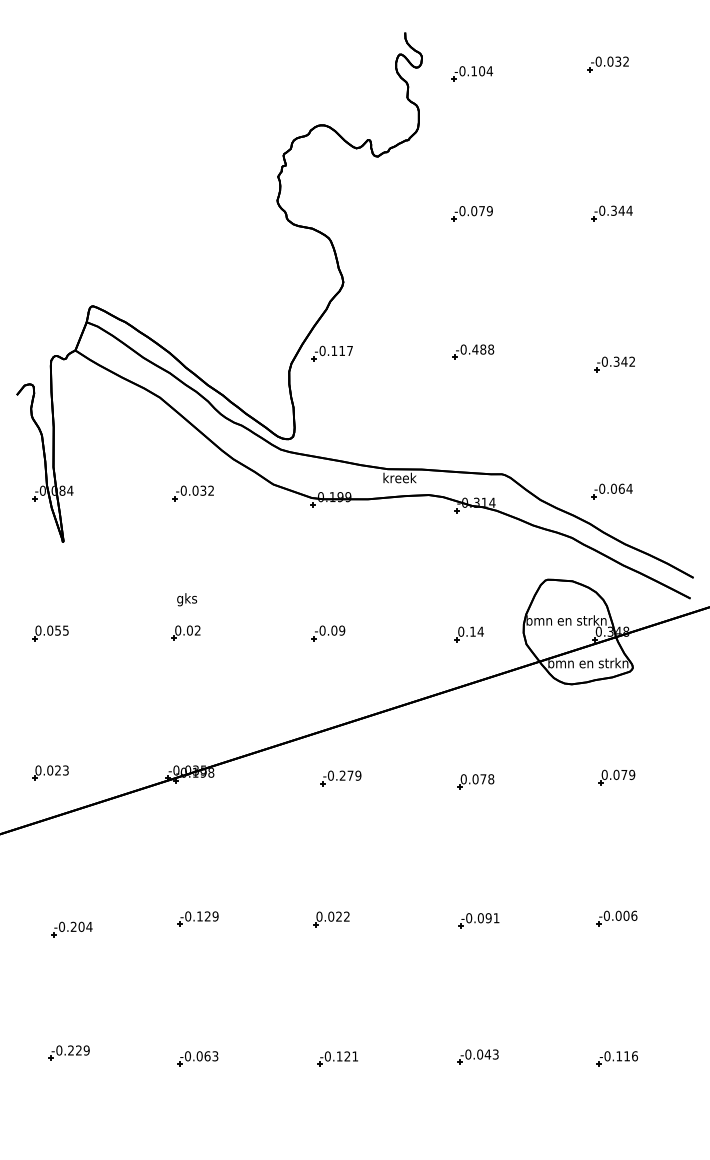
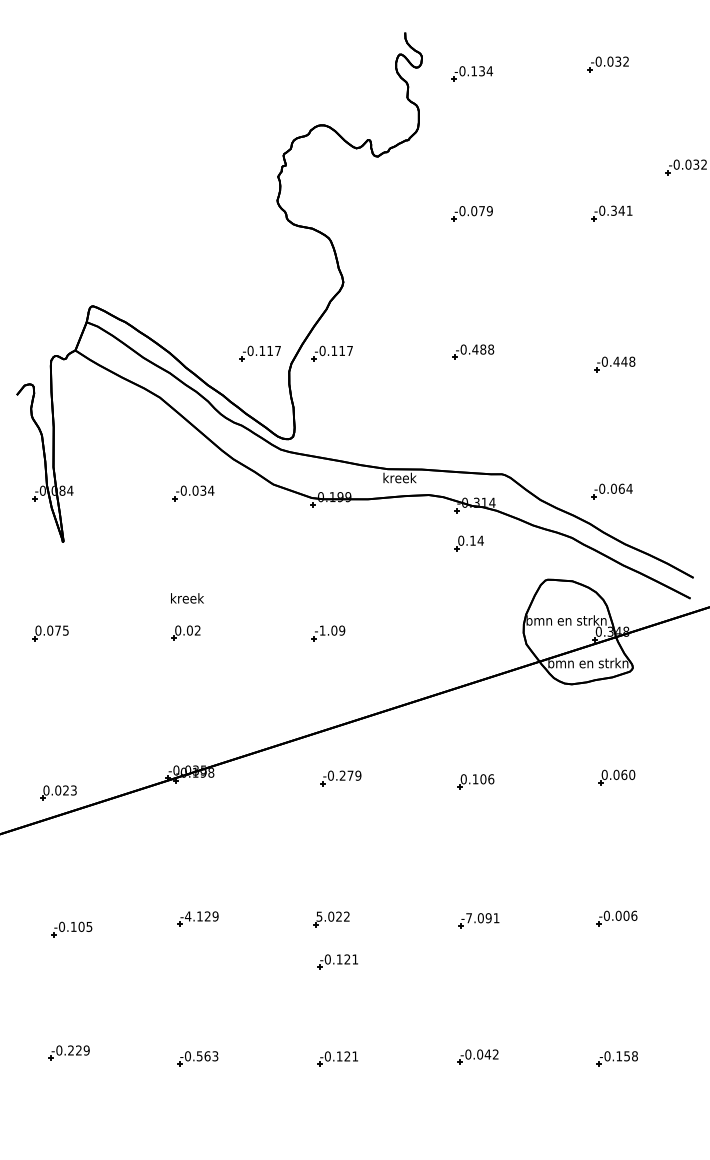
text: -0.104 -> -0.134 (482, 71)
part: none -> present (685, 167)
text: -0.344 -> -0.341 (629, 210)
part: none -> present (259, 353)
text: -0.342 -> -0.448 (624, 361)
text: -0.032 -> -0.034 (211, 490)
text: gks -> kreek (187, 599)
text: 0.055 -> 0.075 (57, 630)
text: -0.09 -> -1.09 (322, 630)
part position: (468, 634) -> (468, 543) (468, 543)
part position: (50, 772) -> (58, 792) (58, 792)
text: 0.079 -> 0.060 (627, 774)
text: 0.078 -> 0.106 (483, 779)
text: -0.129 -> -4.129 (188, 916)
text: 0.022 -> 5.022 (319, 916)
text: -0.091 -> -7.091 (469, 918)
text: -0.204 -> -0.105 (81, 926)
part: none -> present (337, 961)
text: -0.043 -> -0.042 (495, 1054)
text: -0.063 -> -0.563 (199, 1056)
text: -0.116 -> -0.158 (630, 1056)
